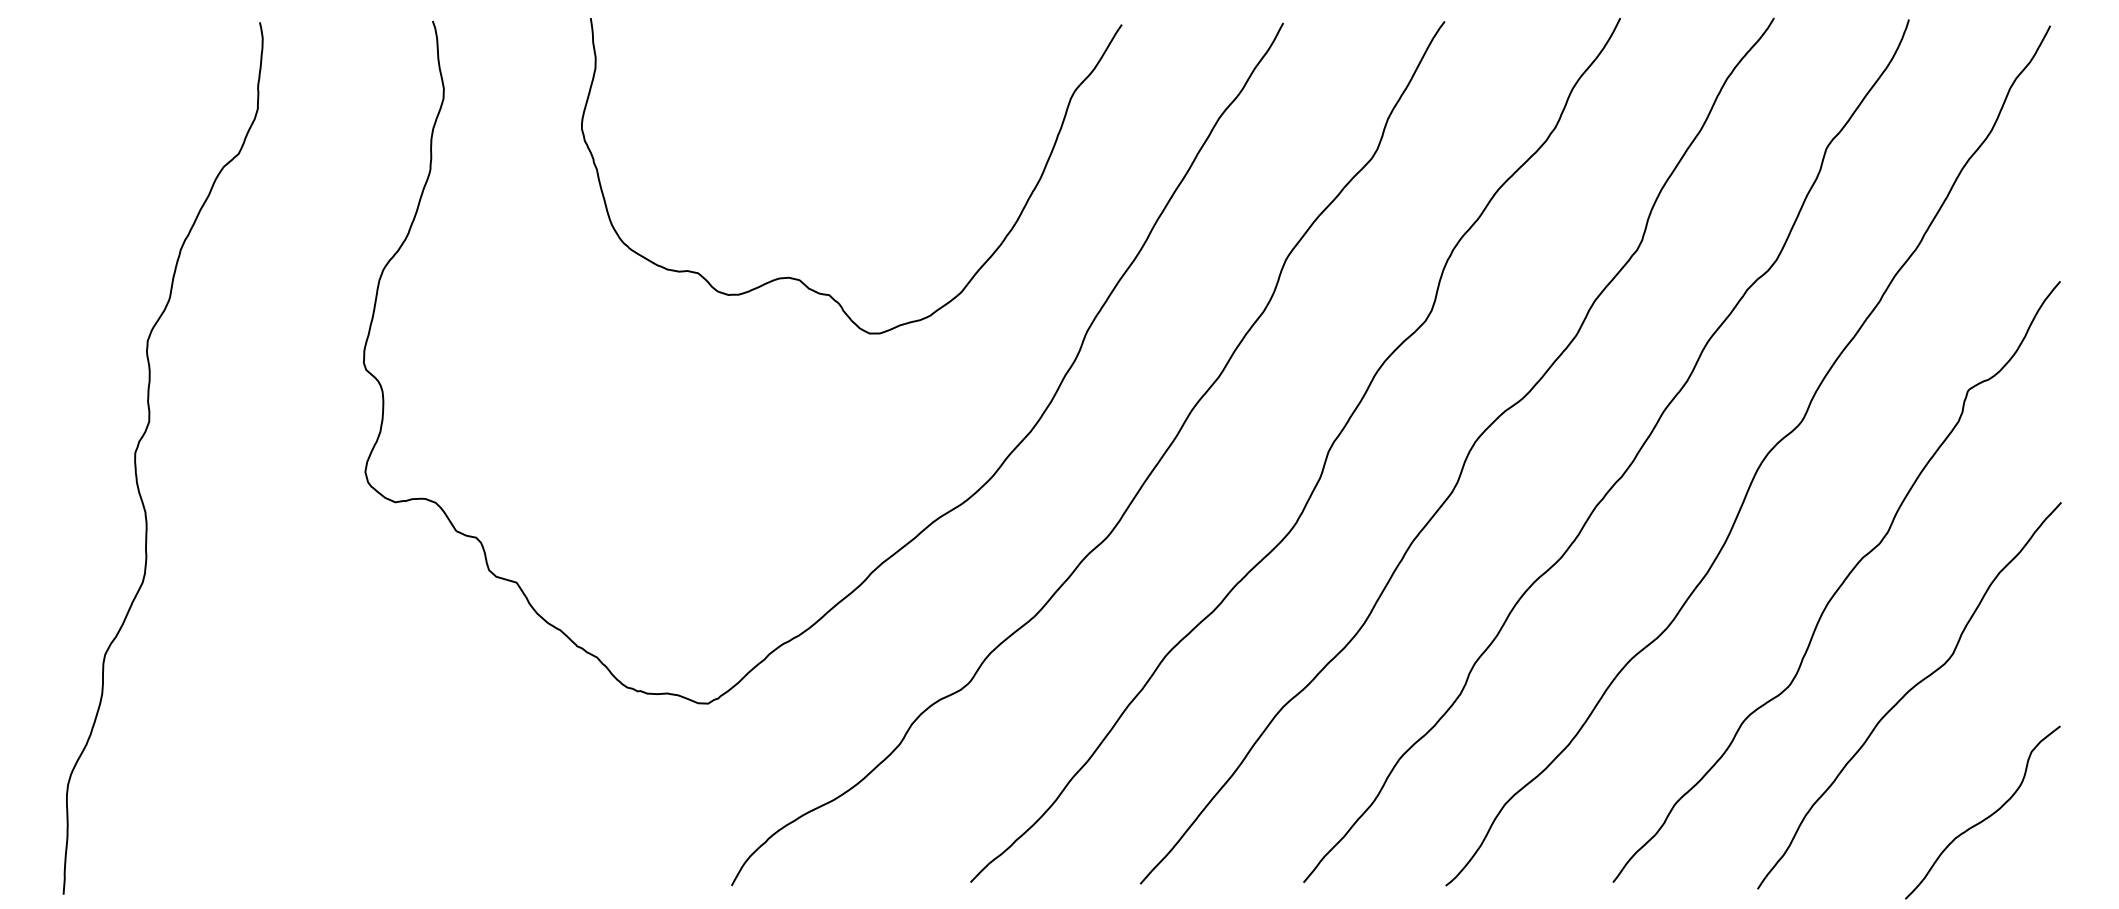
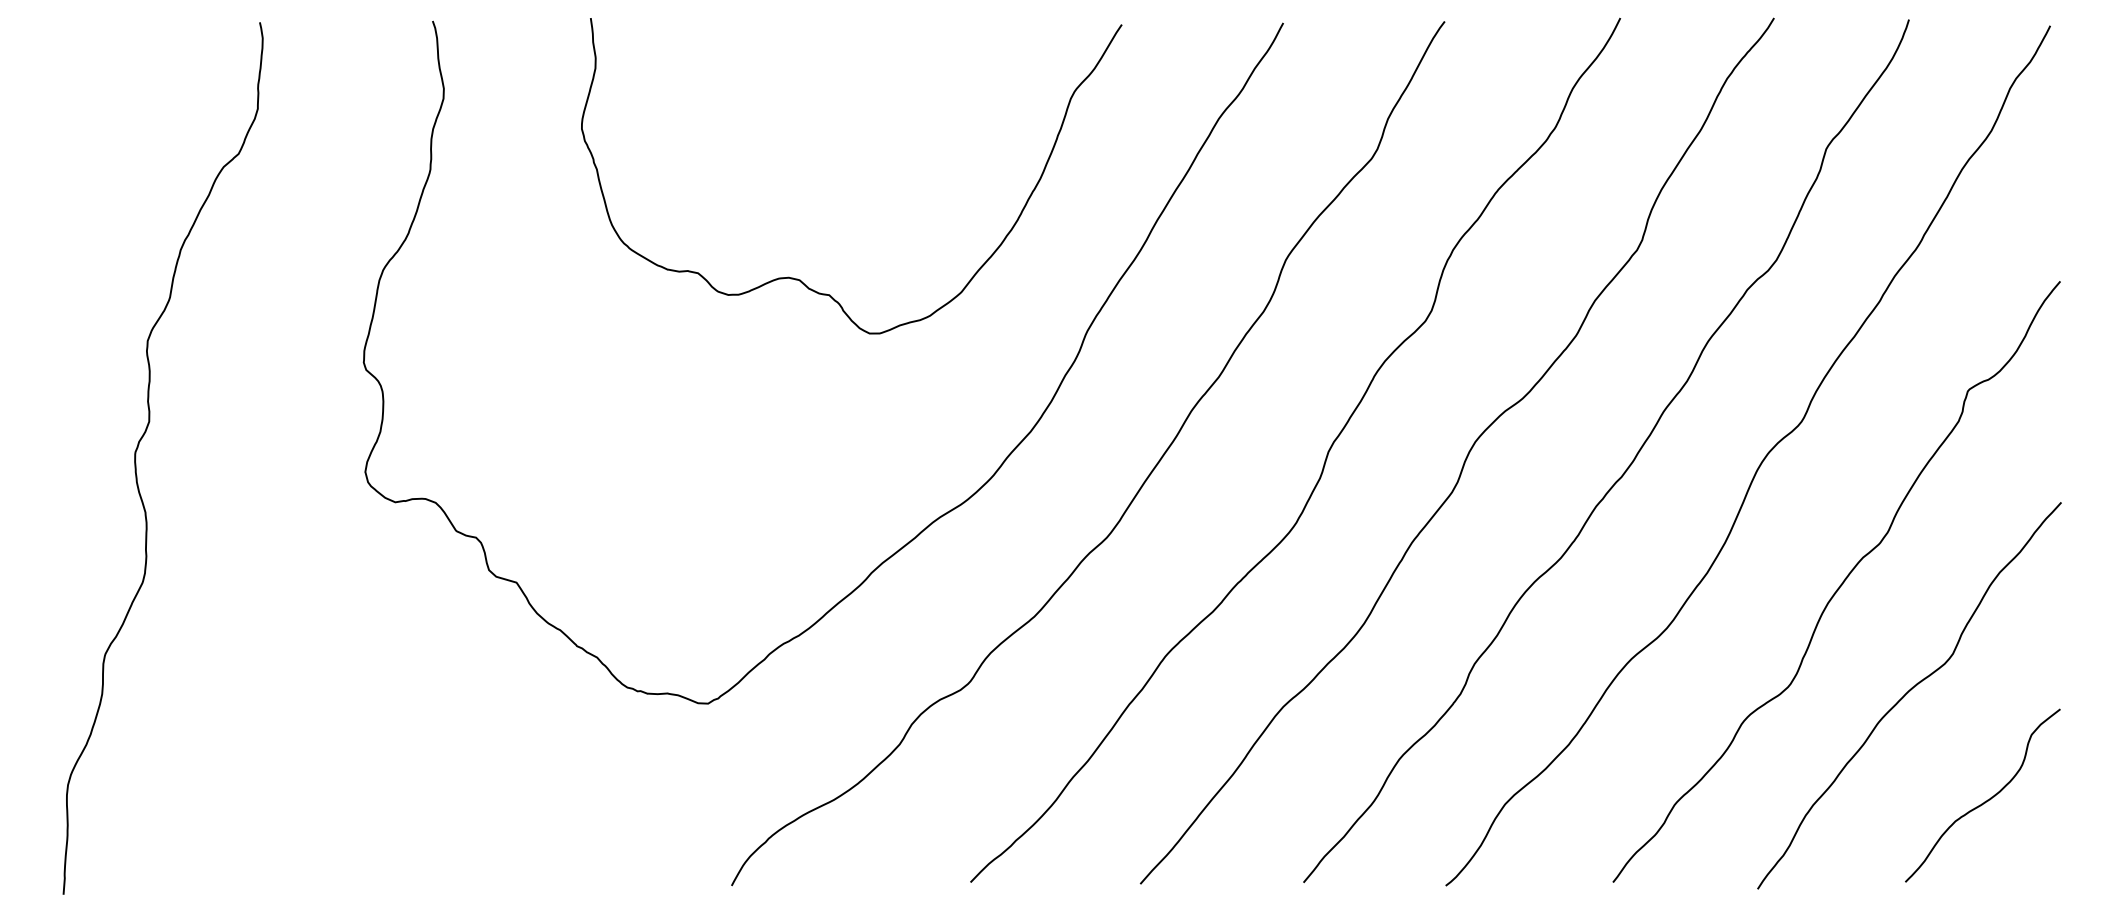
curve position: (1984, 818) -> (1984, 801) (1984, 801)
